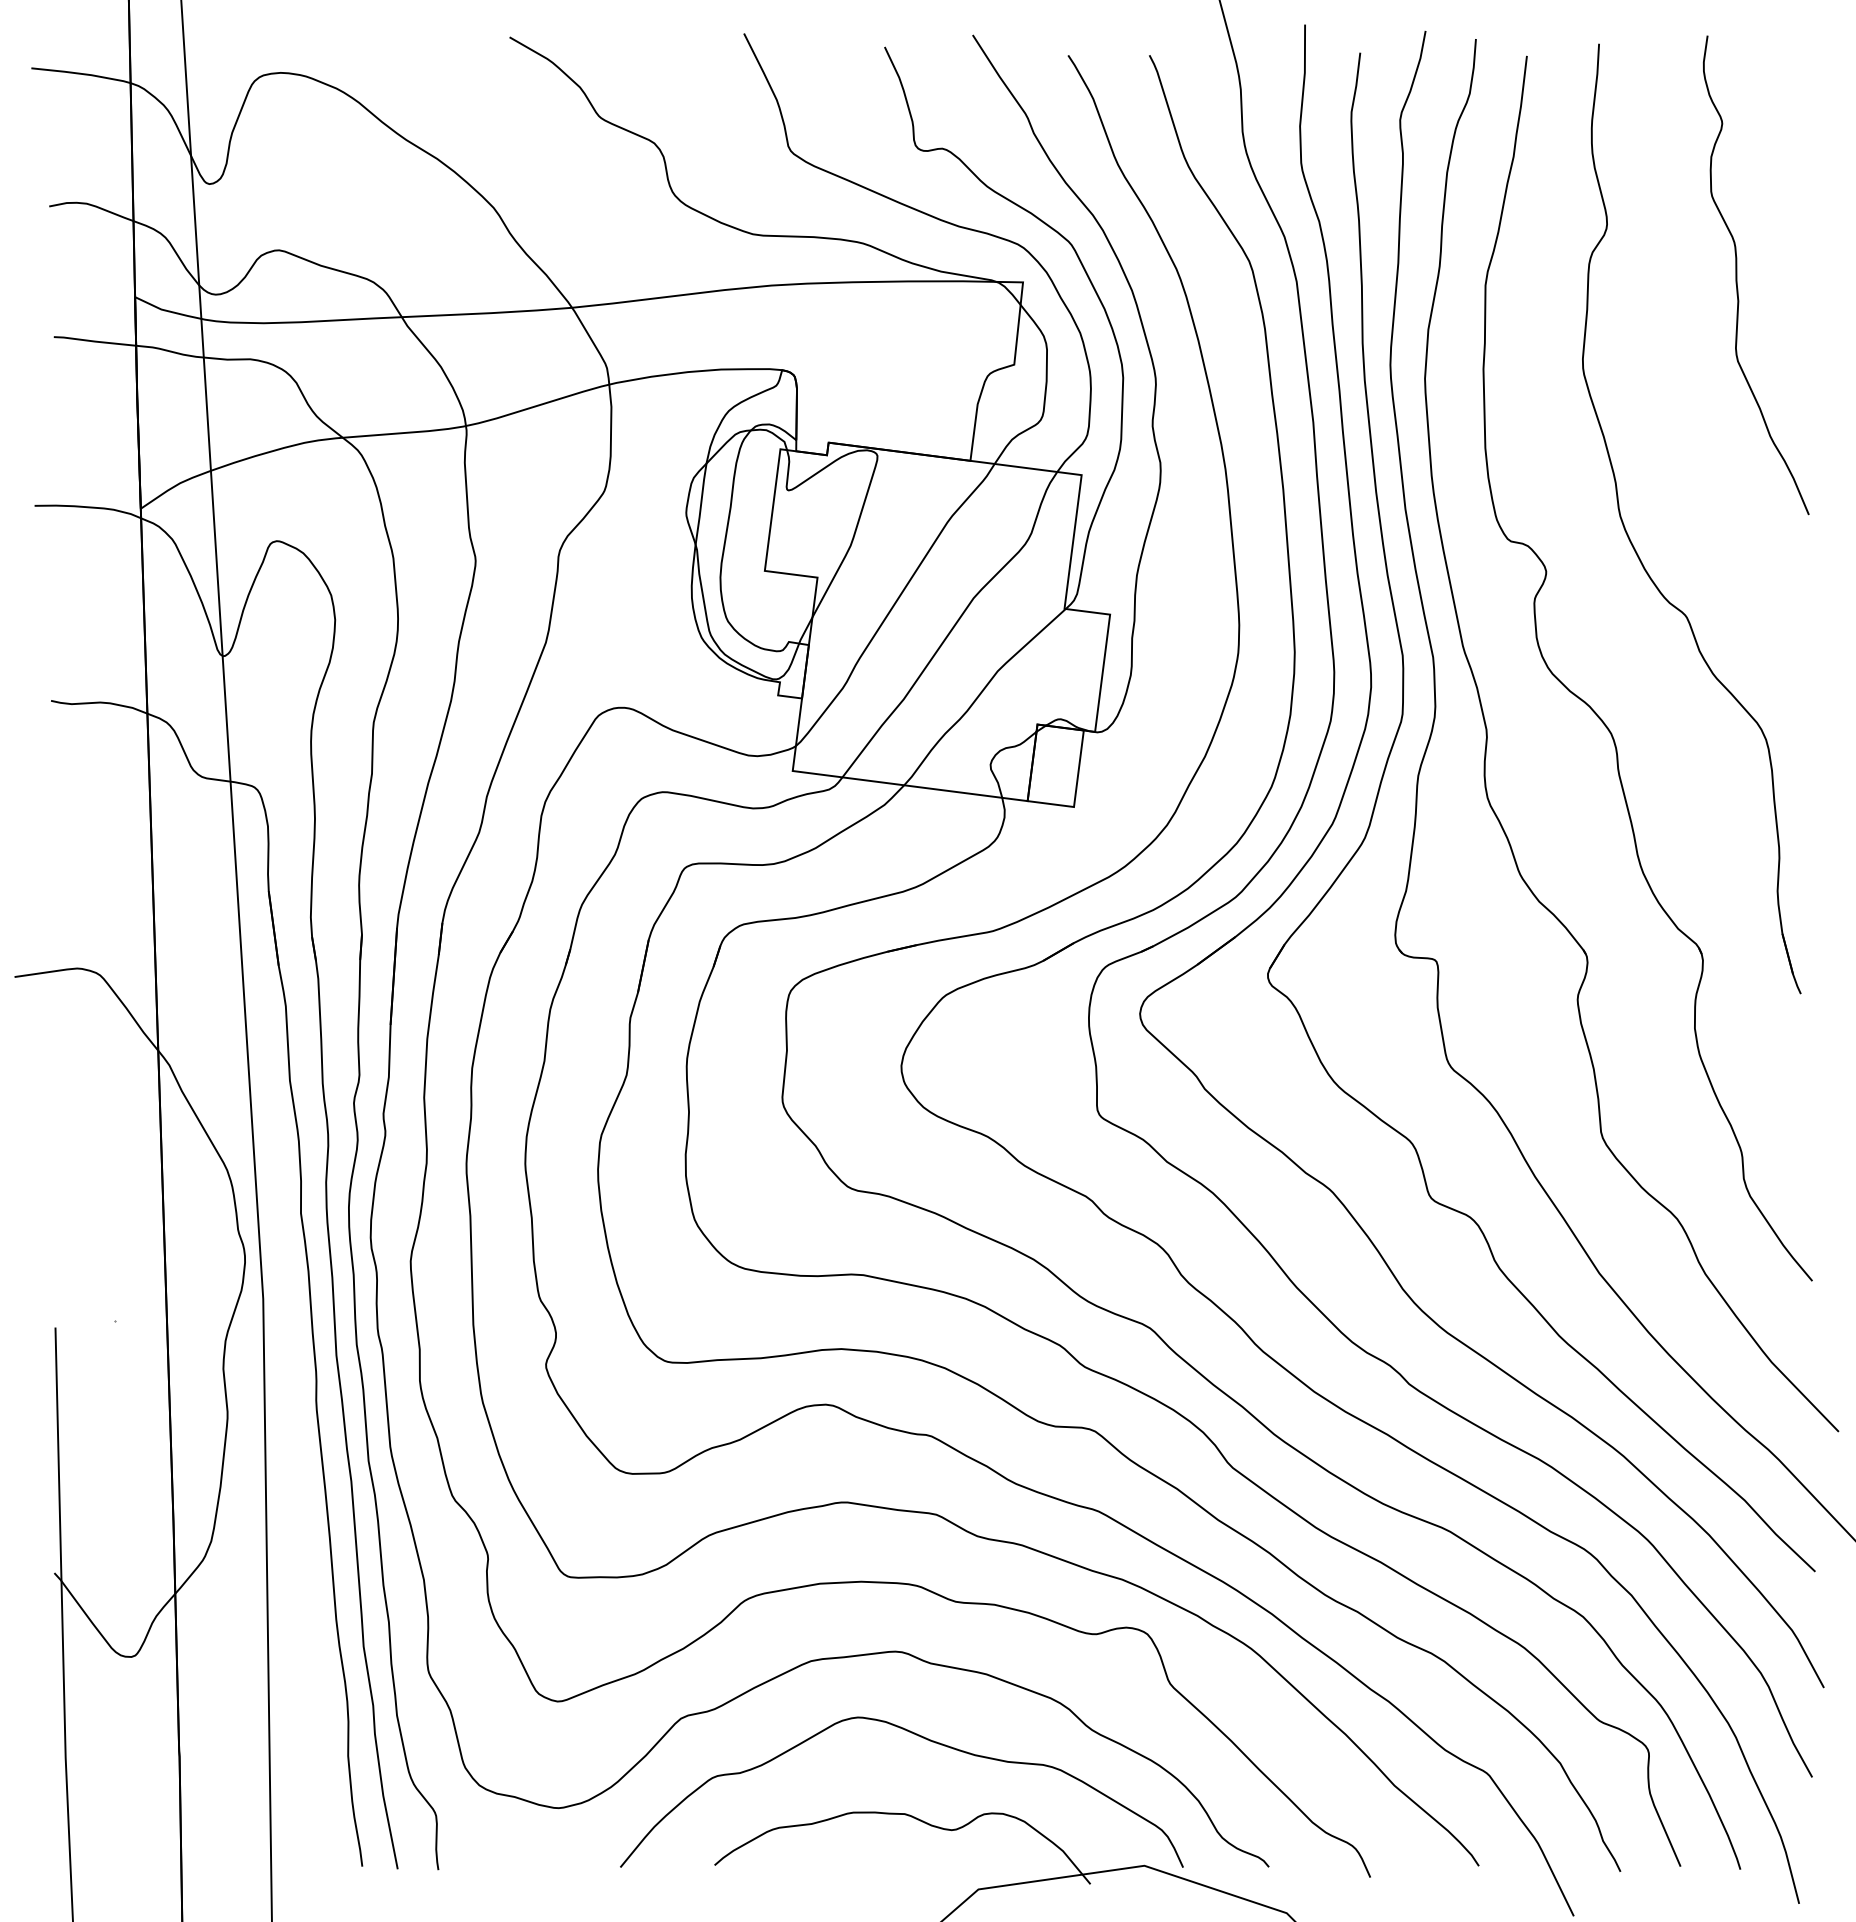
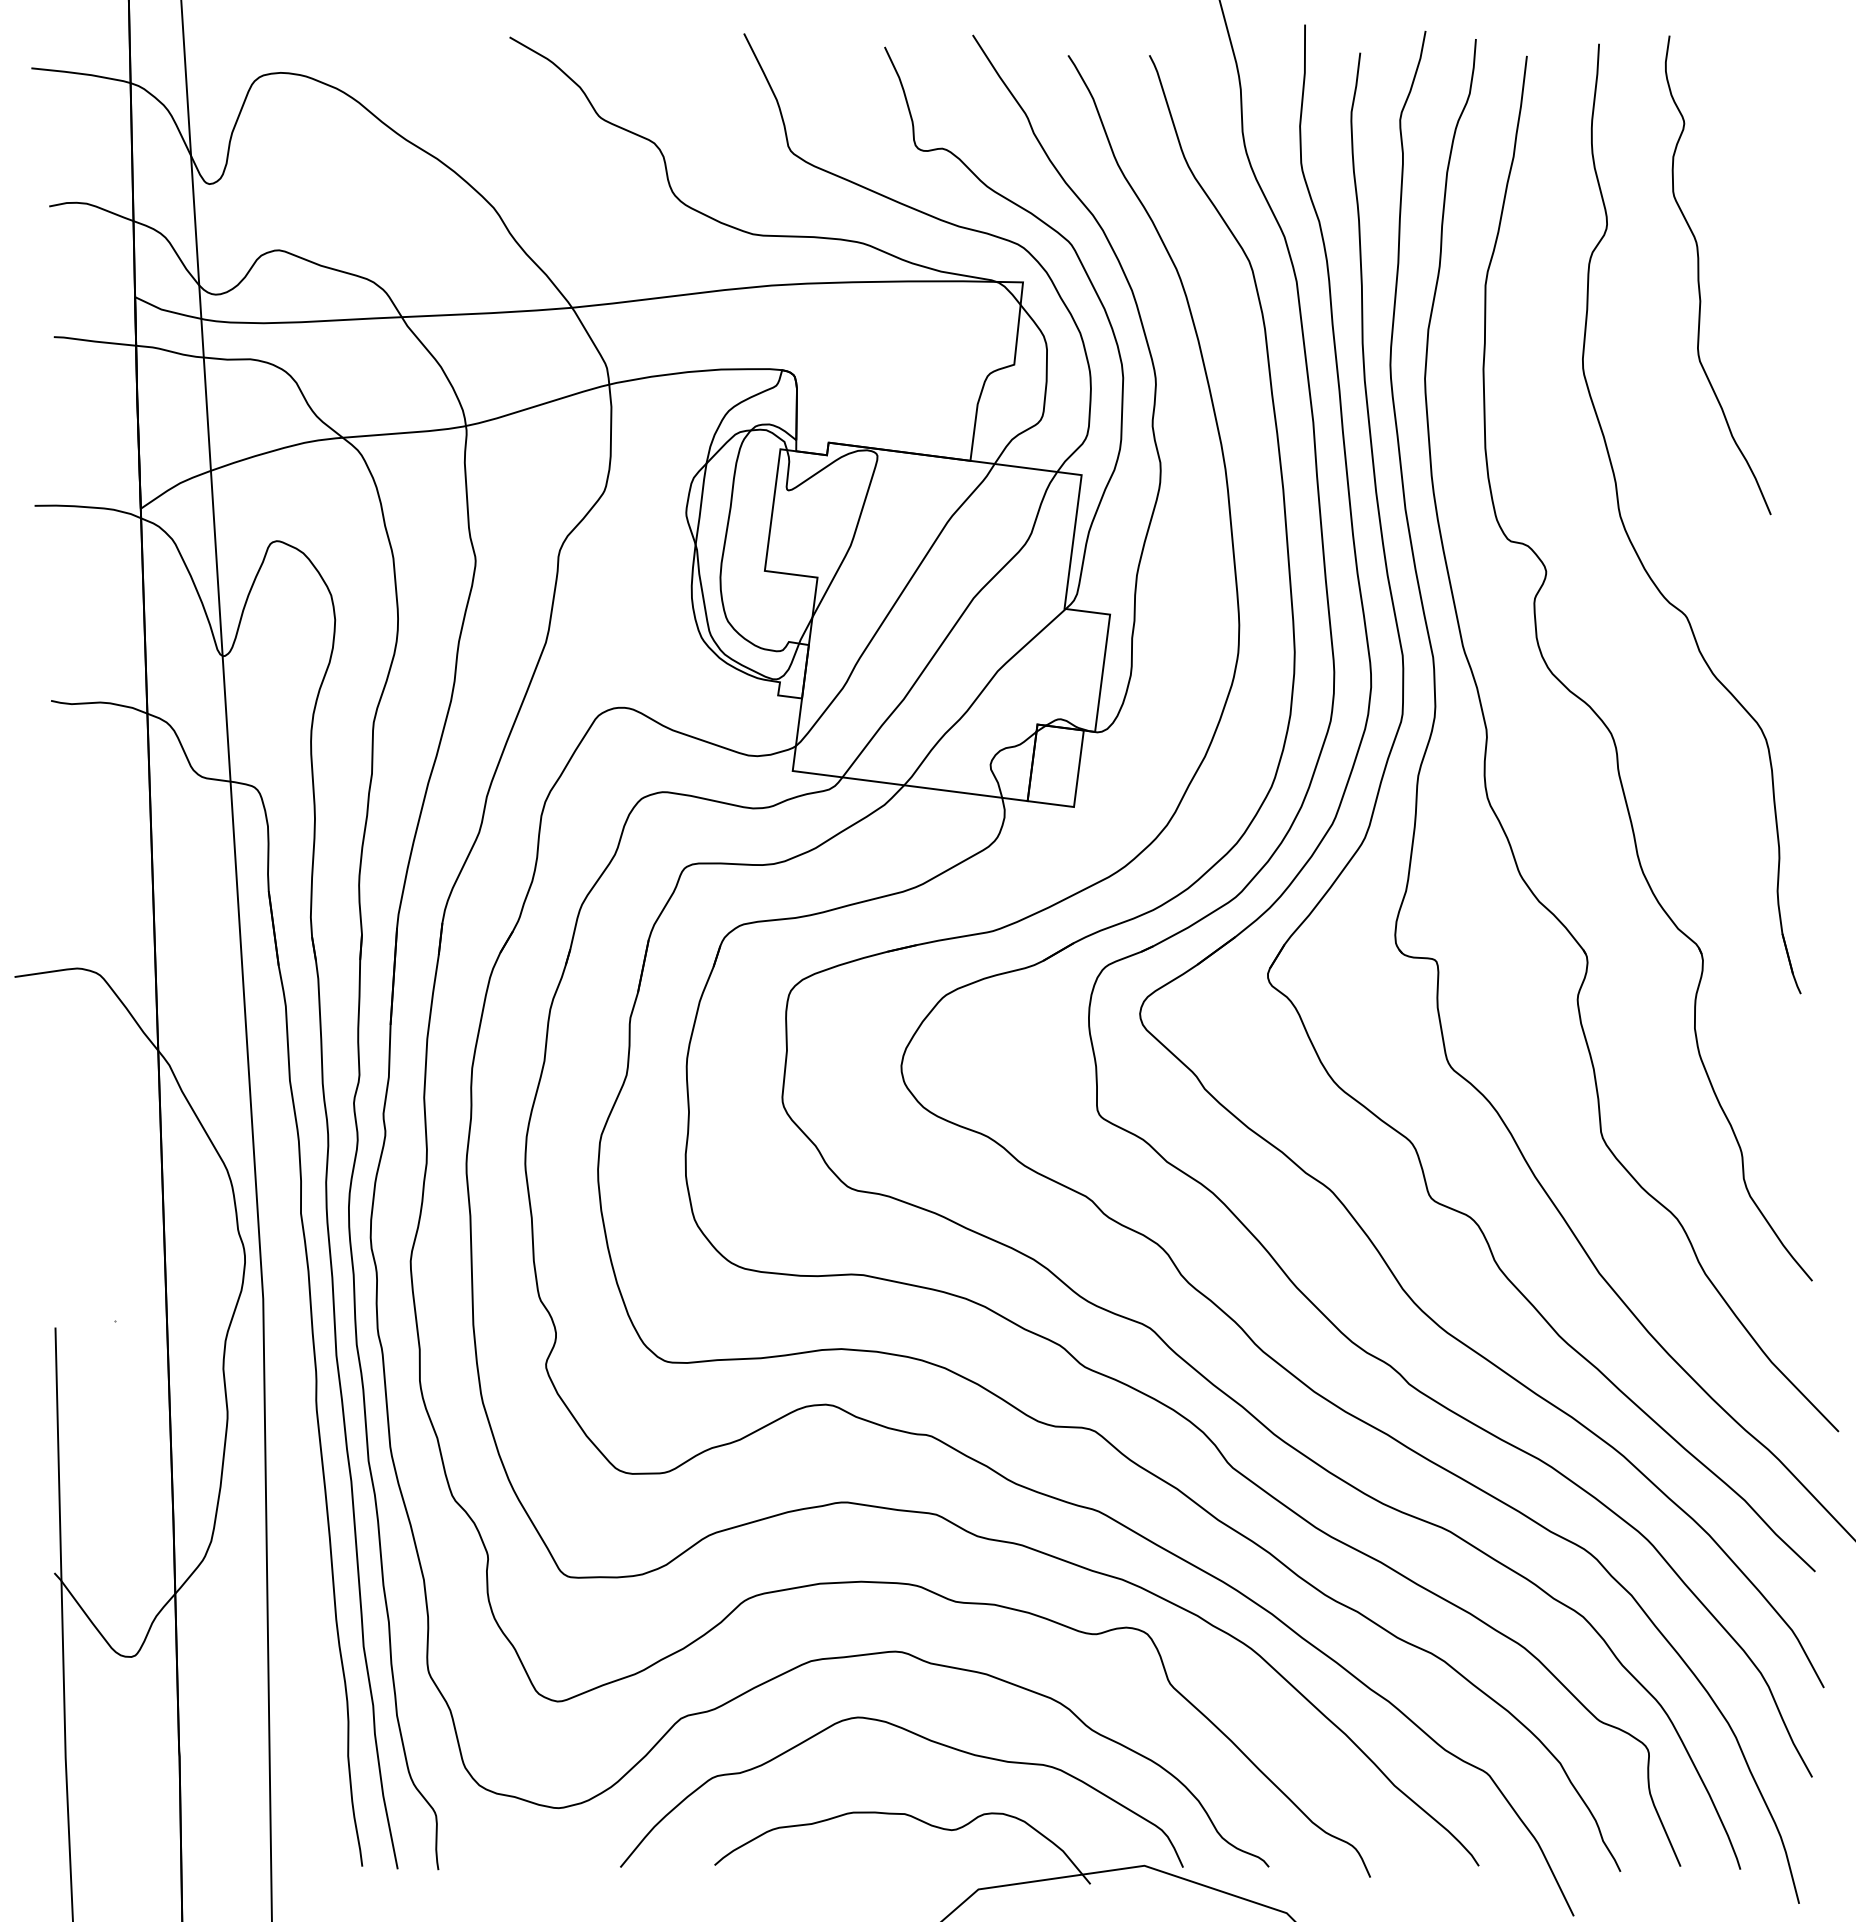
curve position: (1737, 275) -> (1699, 275) (1699, 275)
